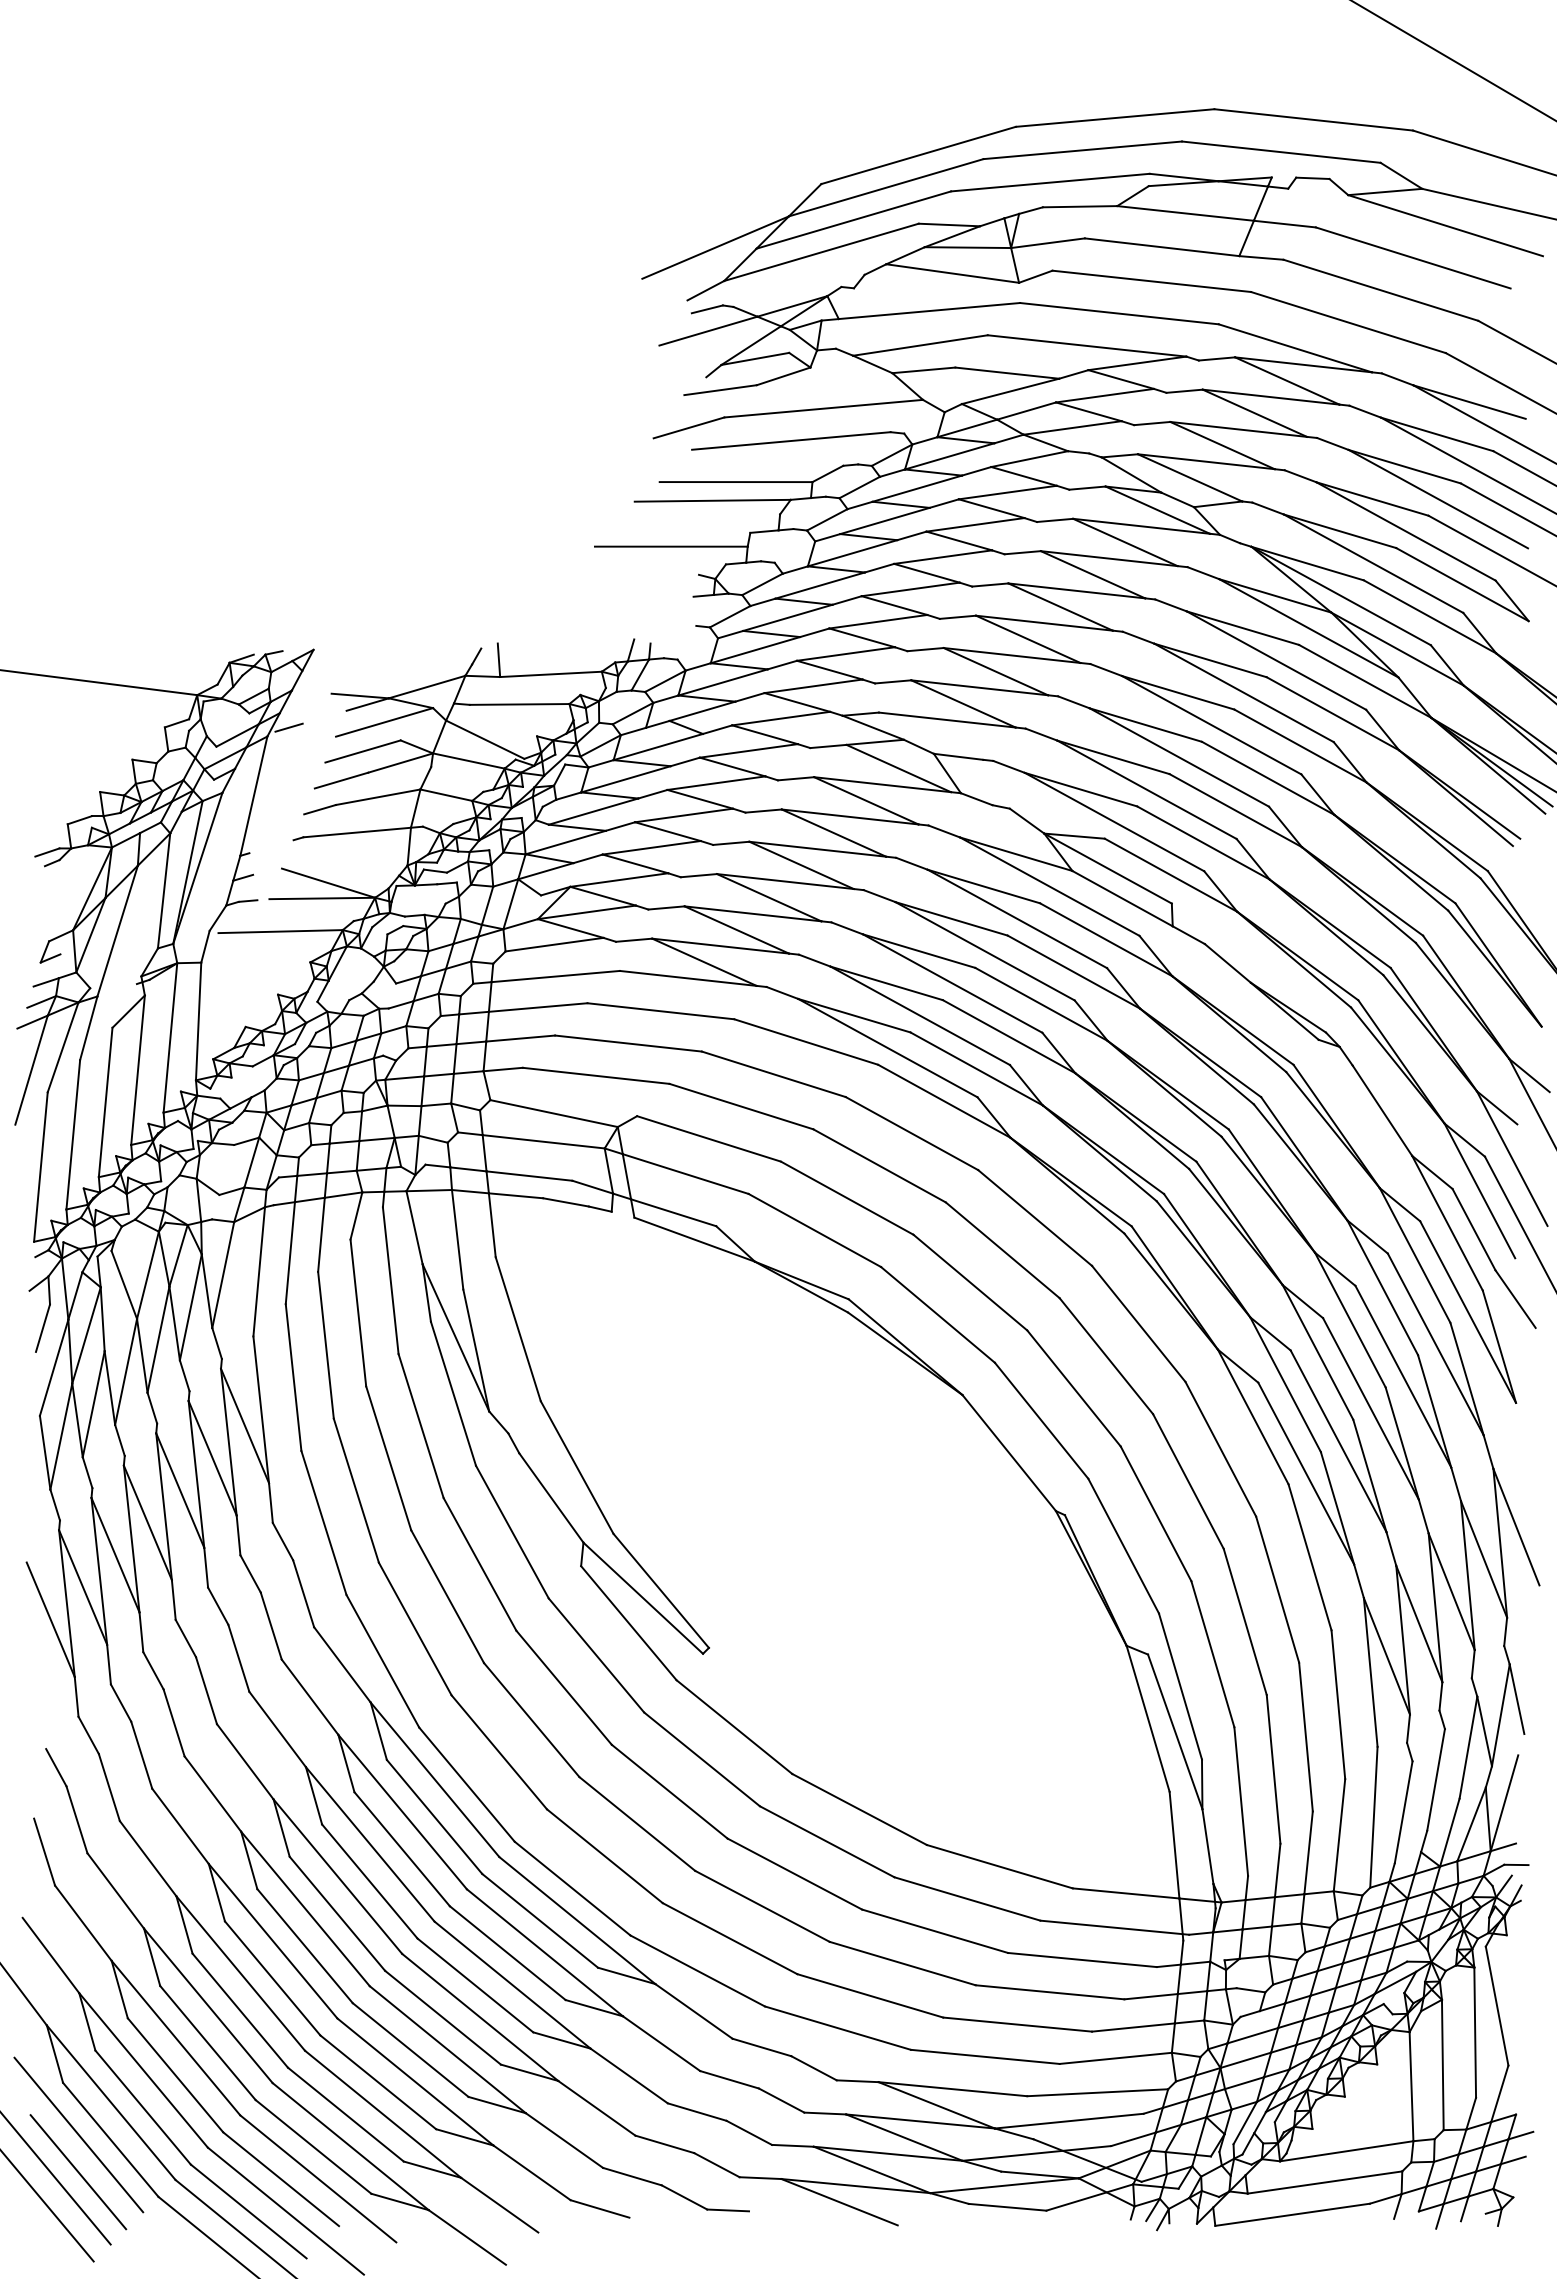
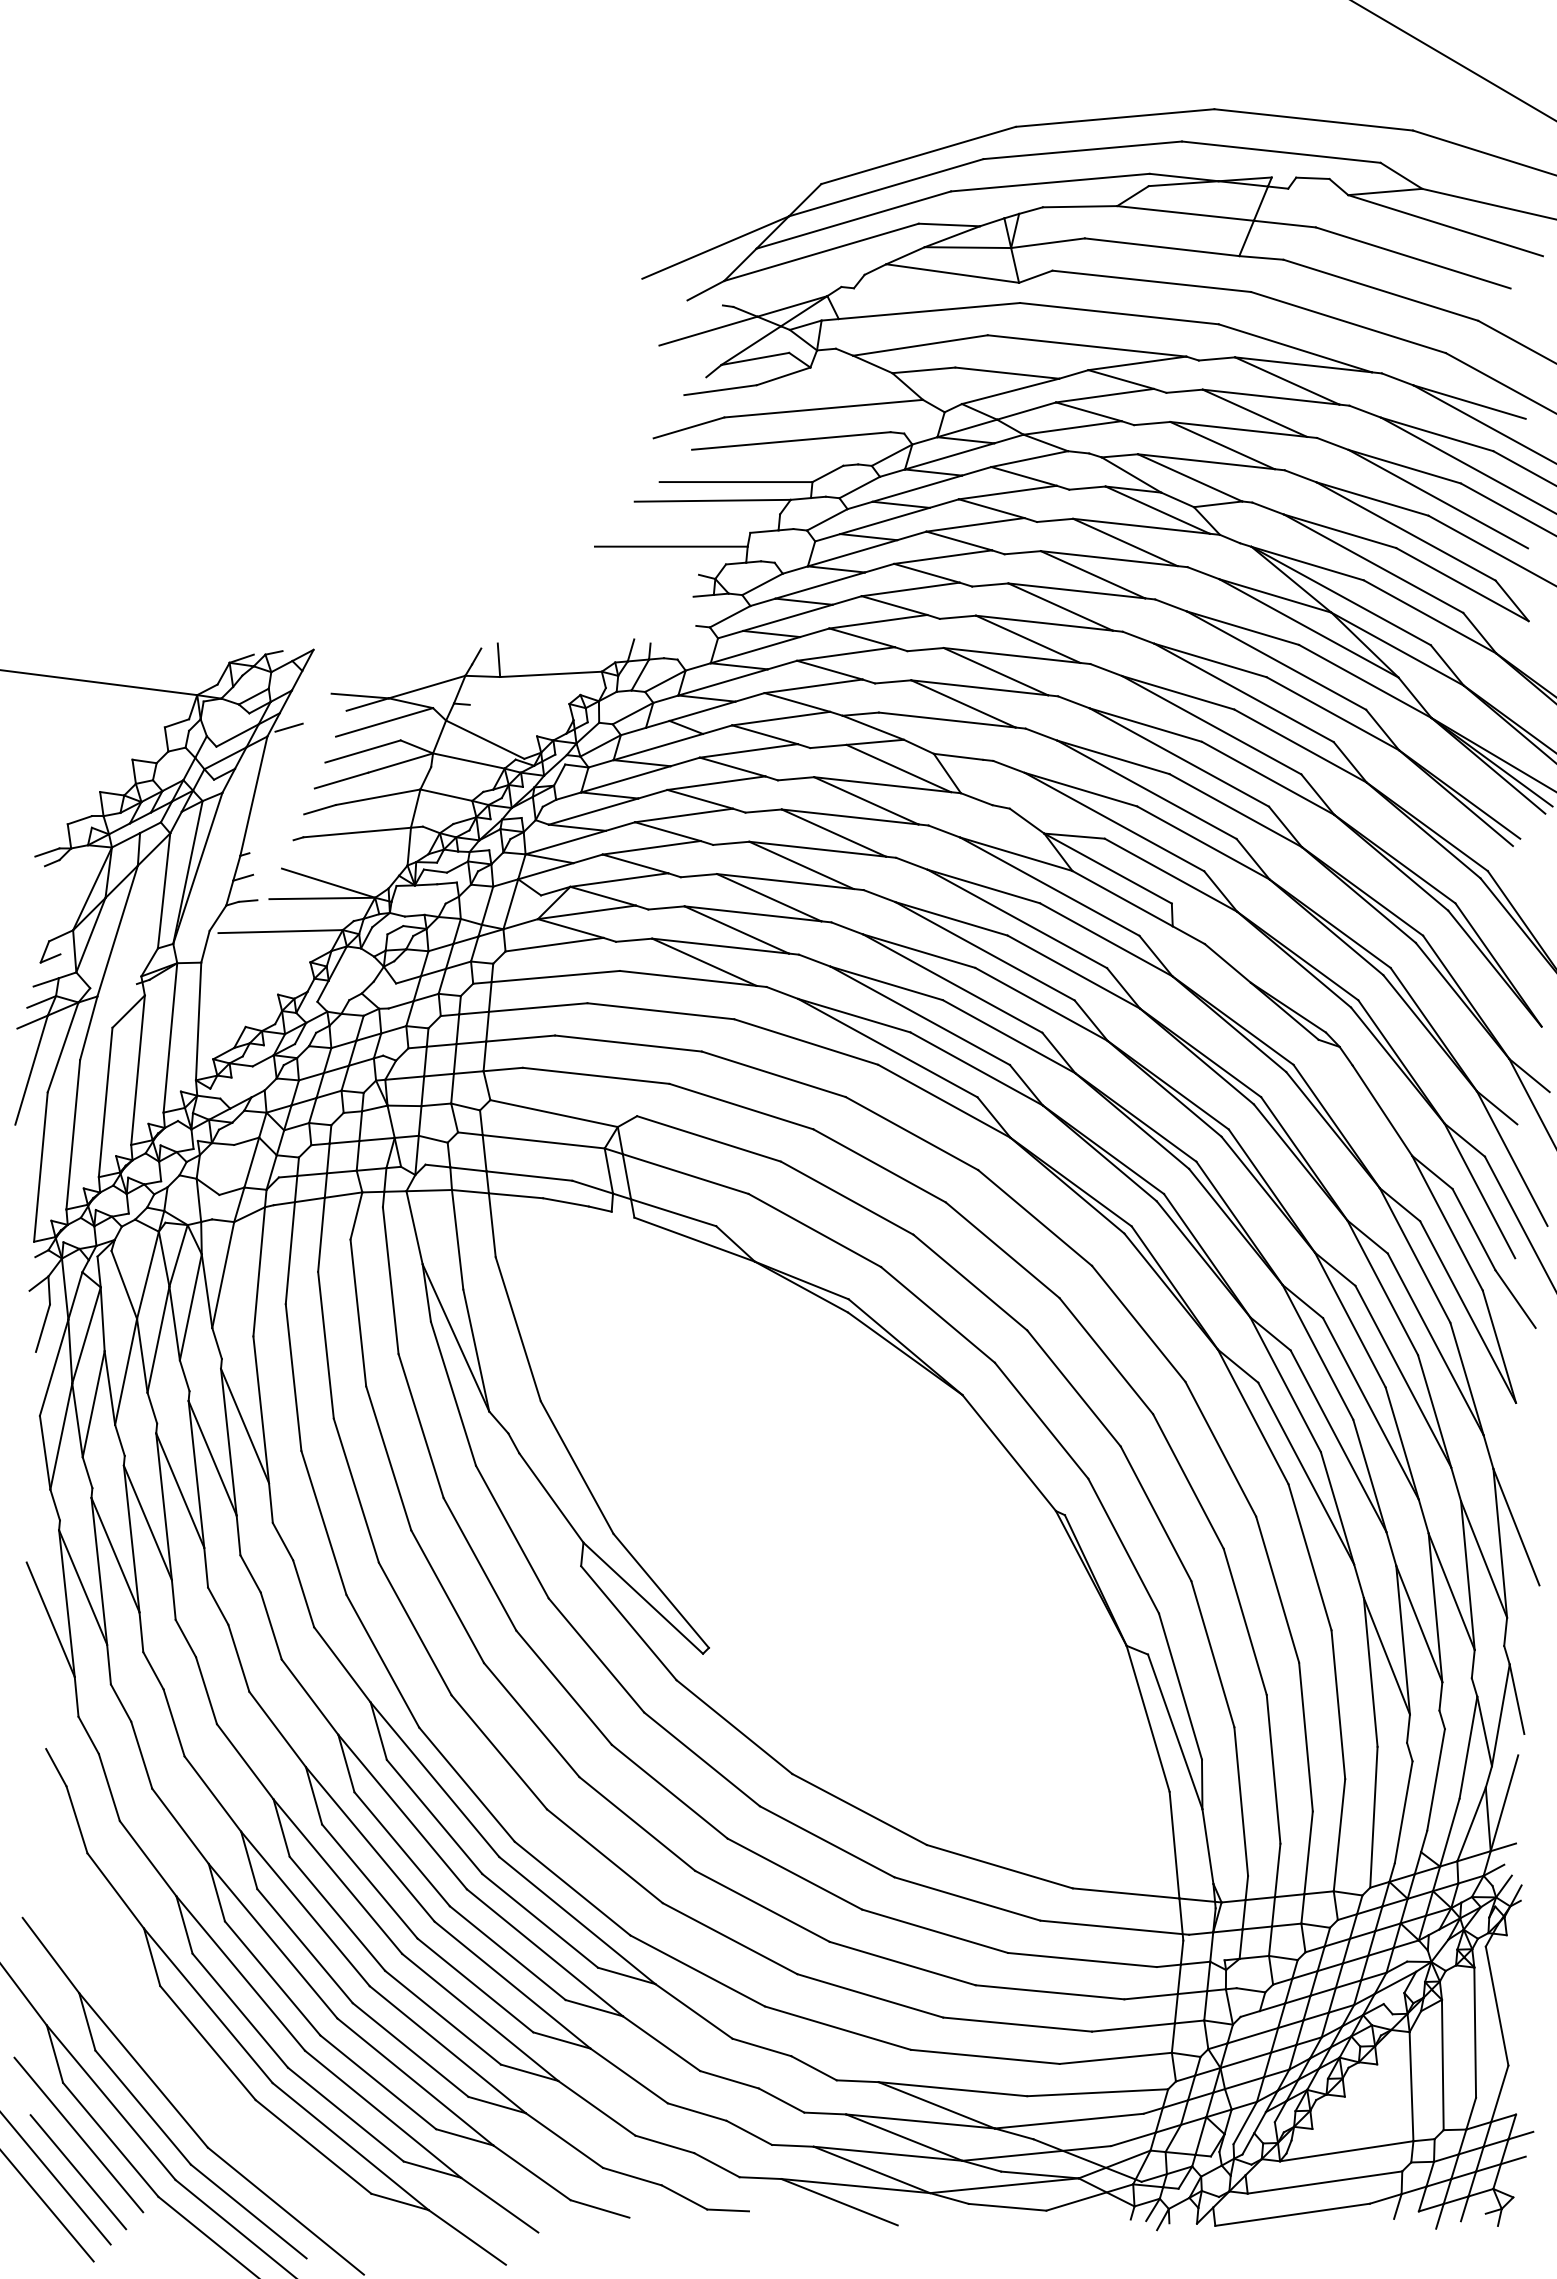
line: present -> none (706, 309)
line: present -> none (519, 704)
line: present -> none (1516, 1864)
part: present -> none (189, 2052)
